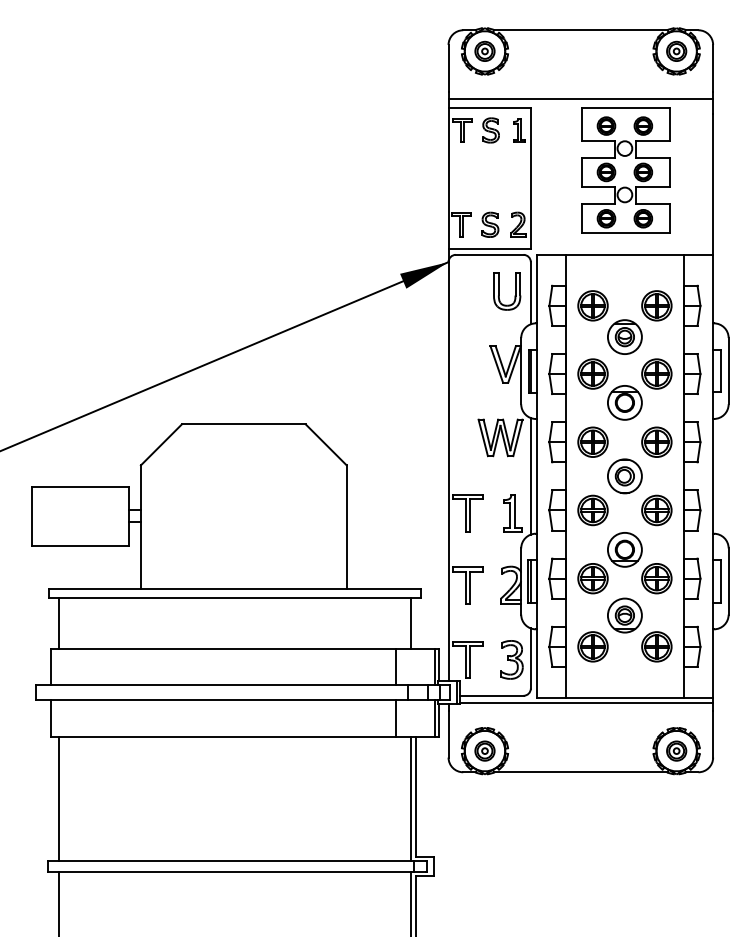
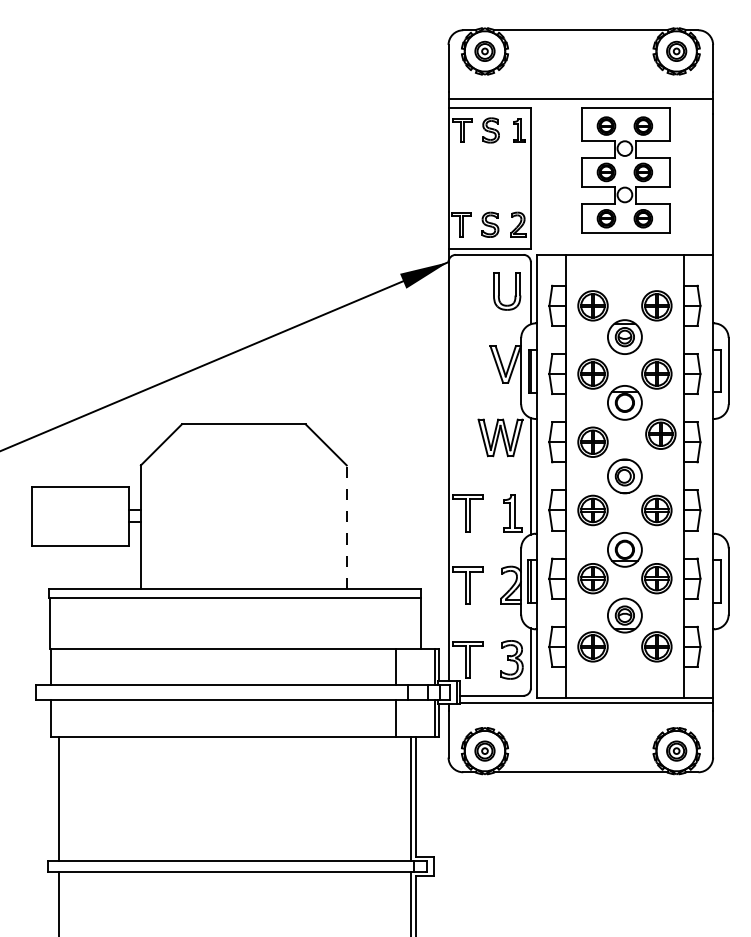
part position: (656, 441) -> (660, 433) (660, 433)
line: solid -> dashed (346, 527)
line position: (58, 623) -> (49, 623) (49, 623)
line position: (411, 623) -> (421, 623) (421, 623)
